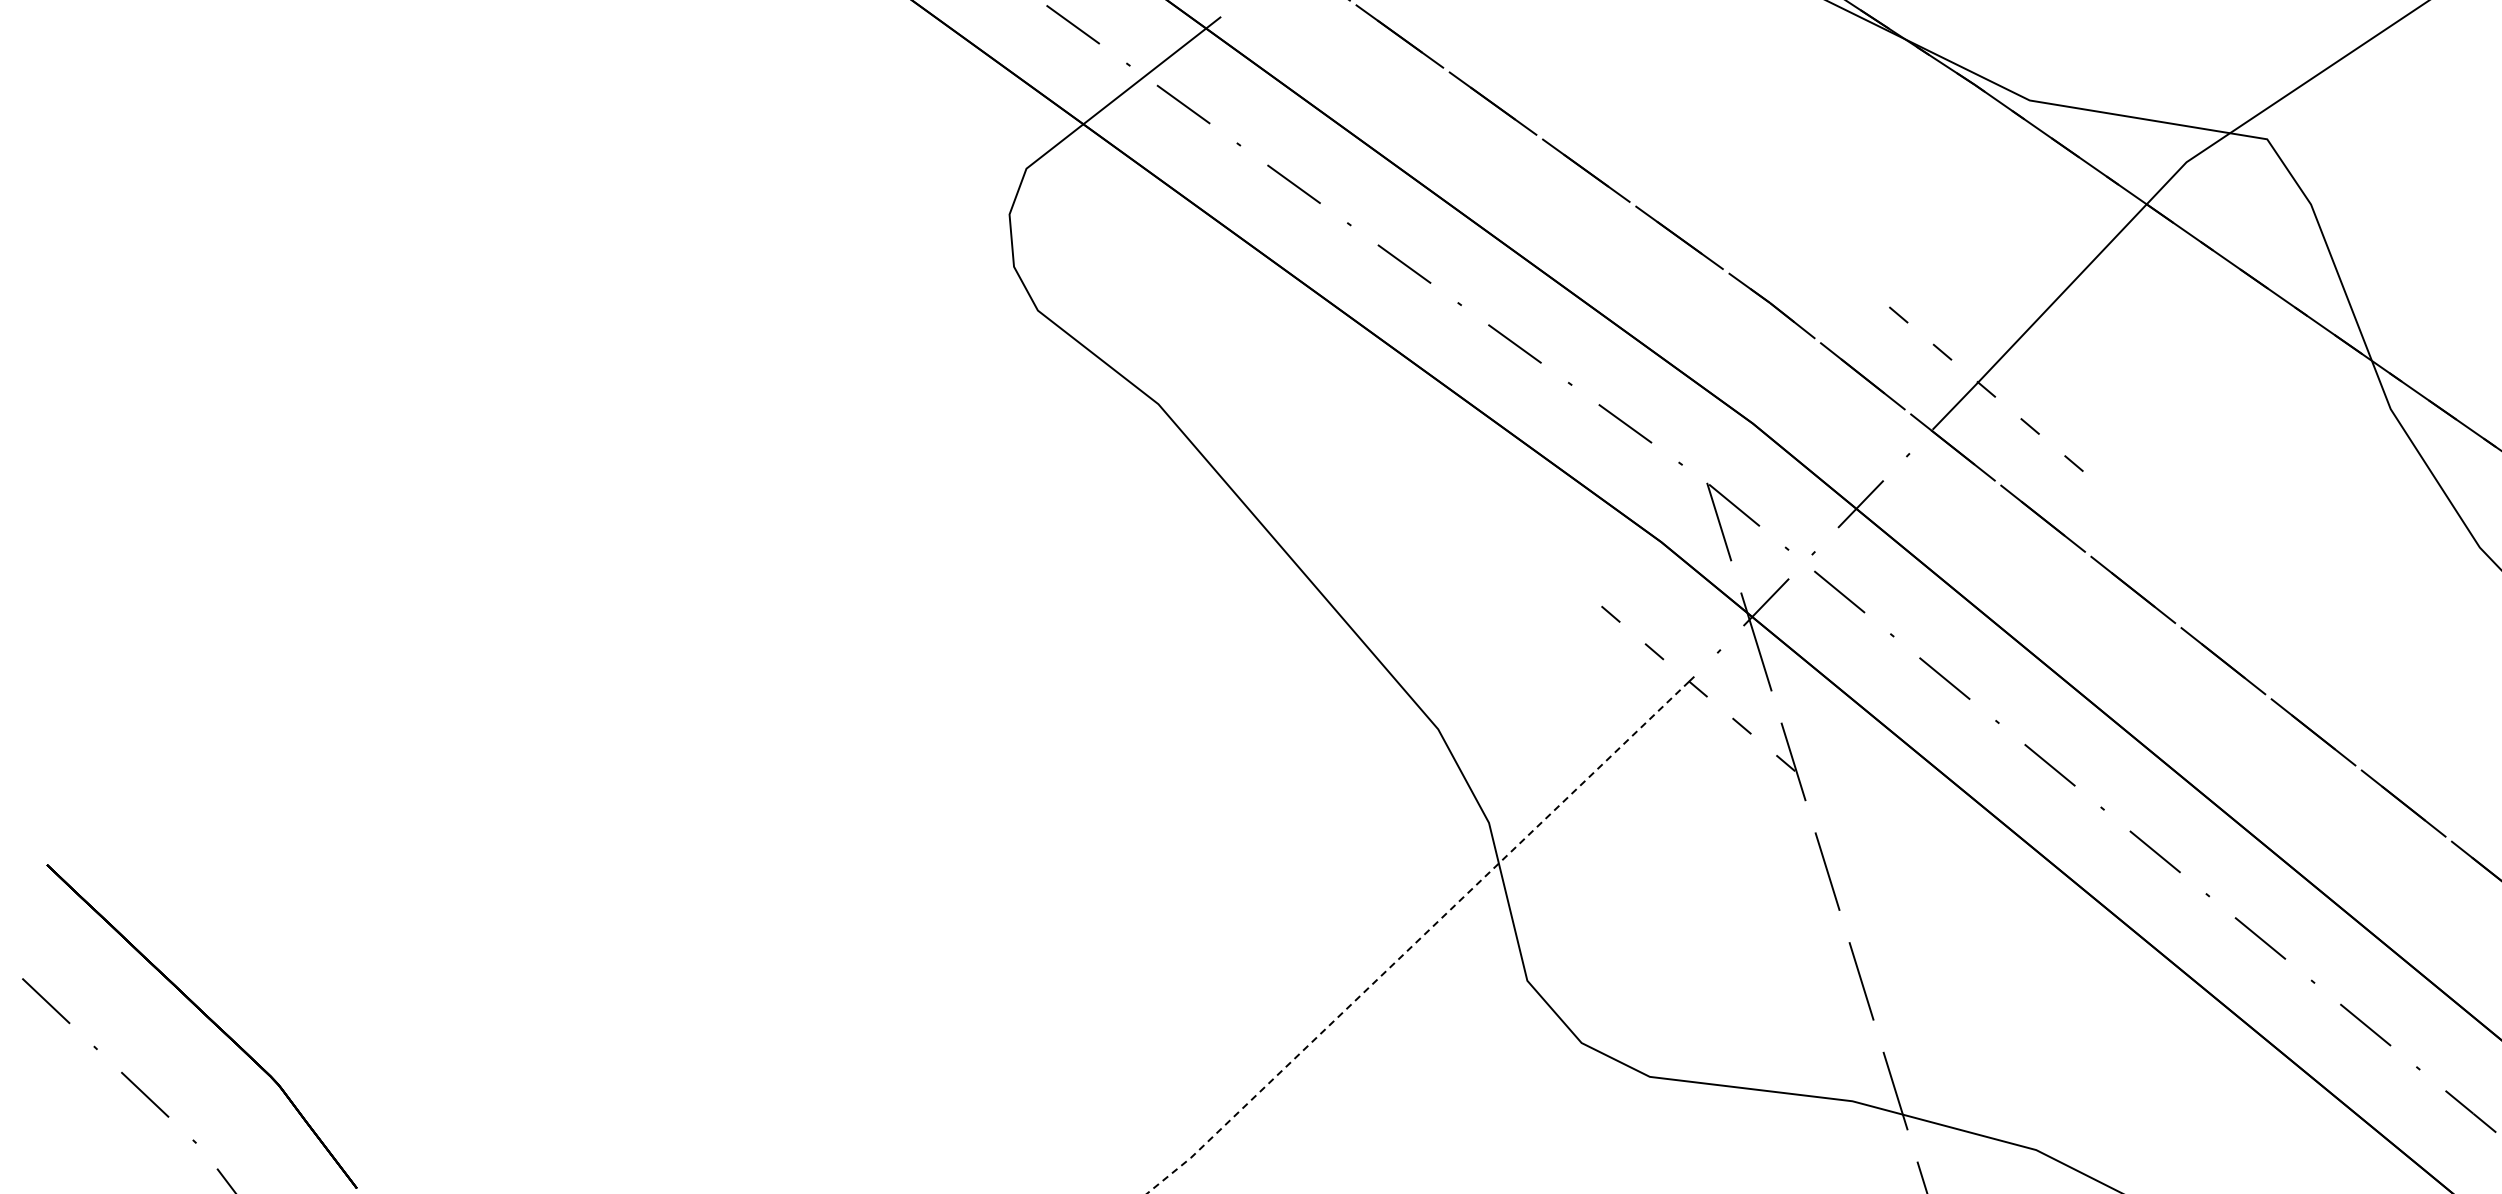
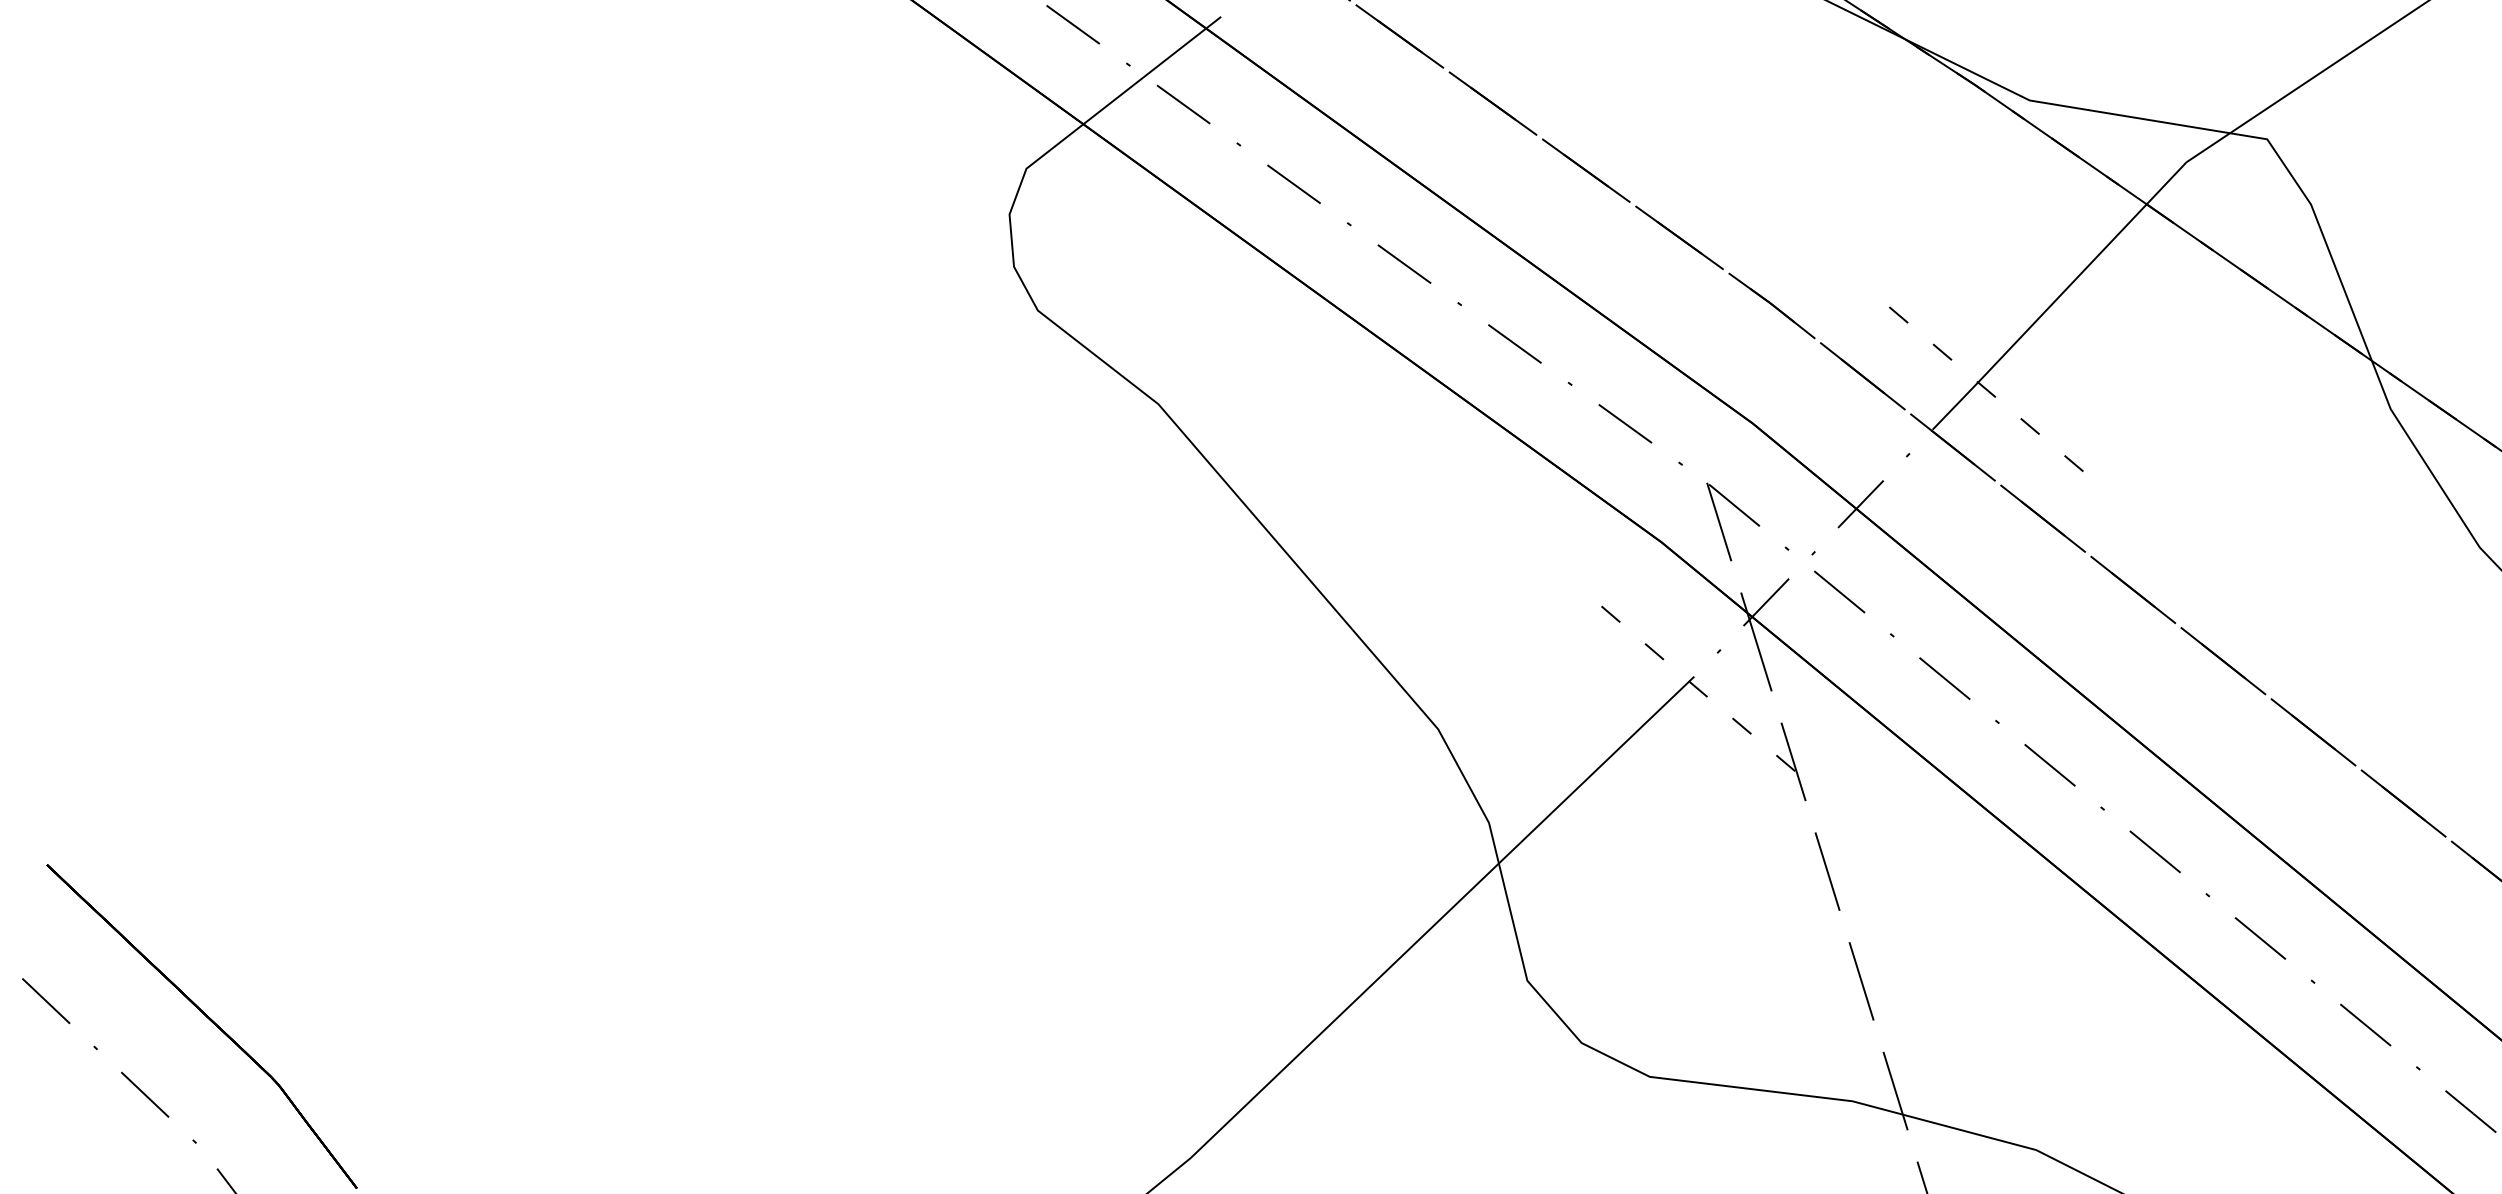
line: dashed -> solid (1419, 939)
